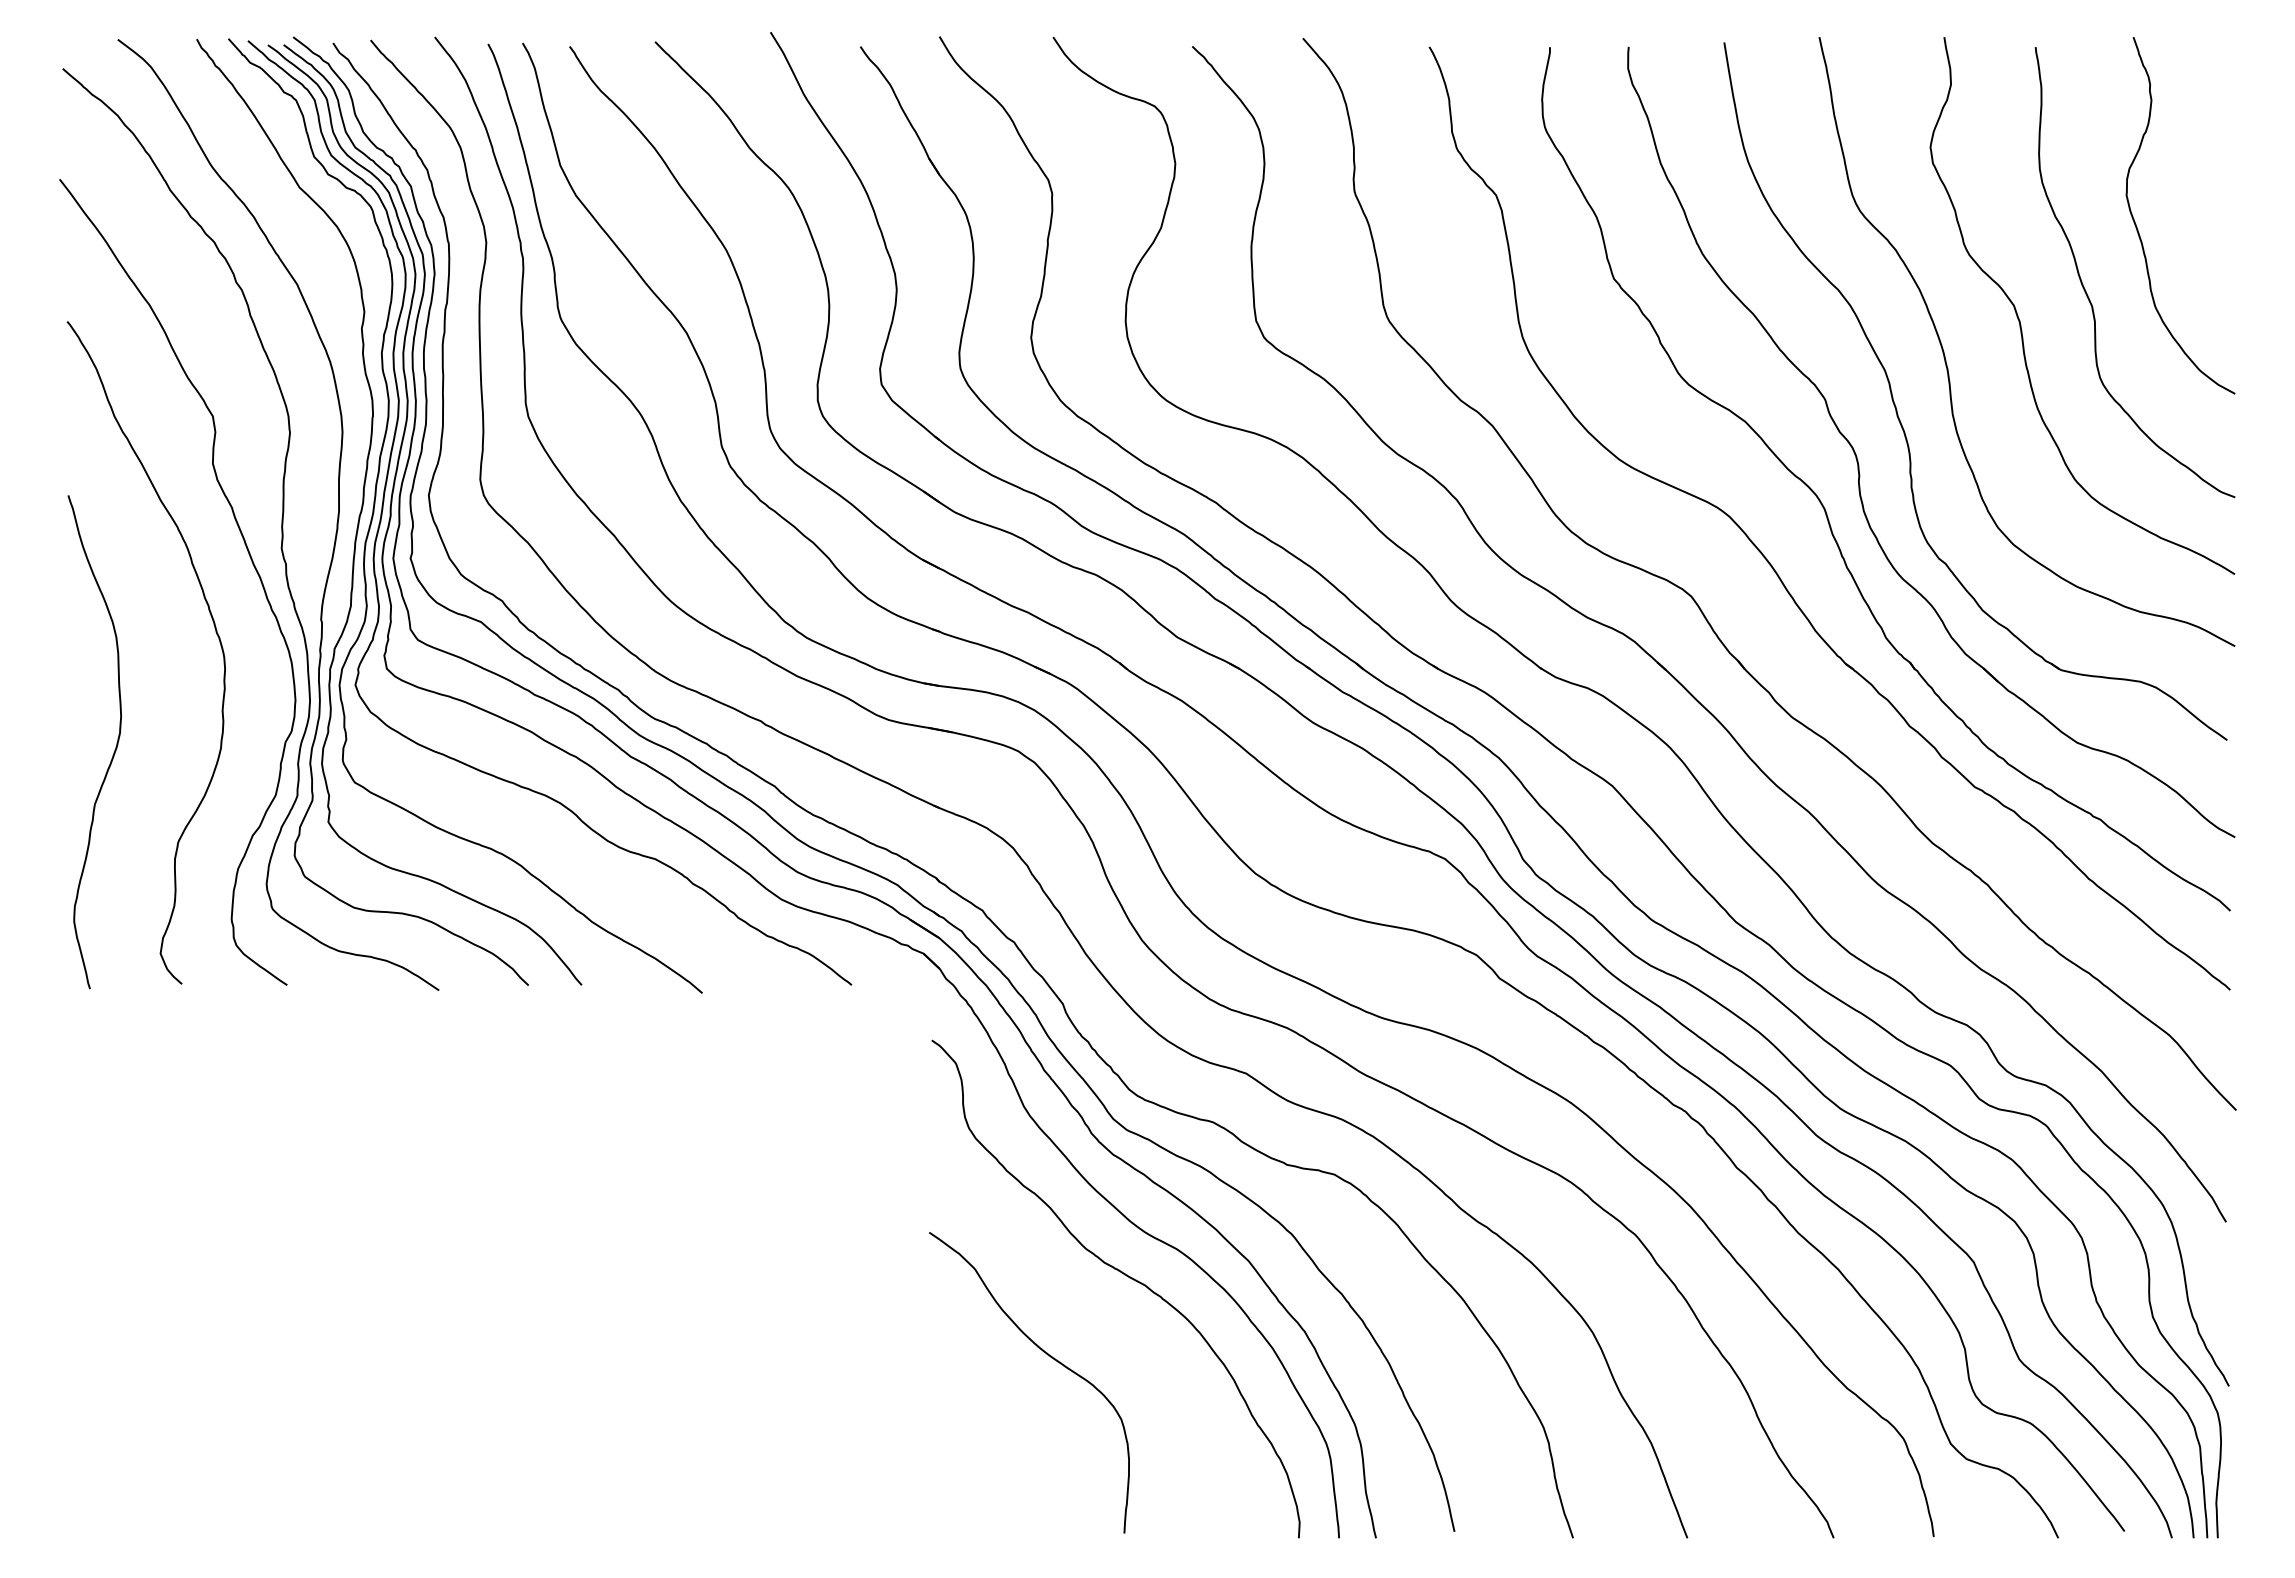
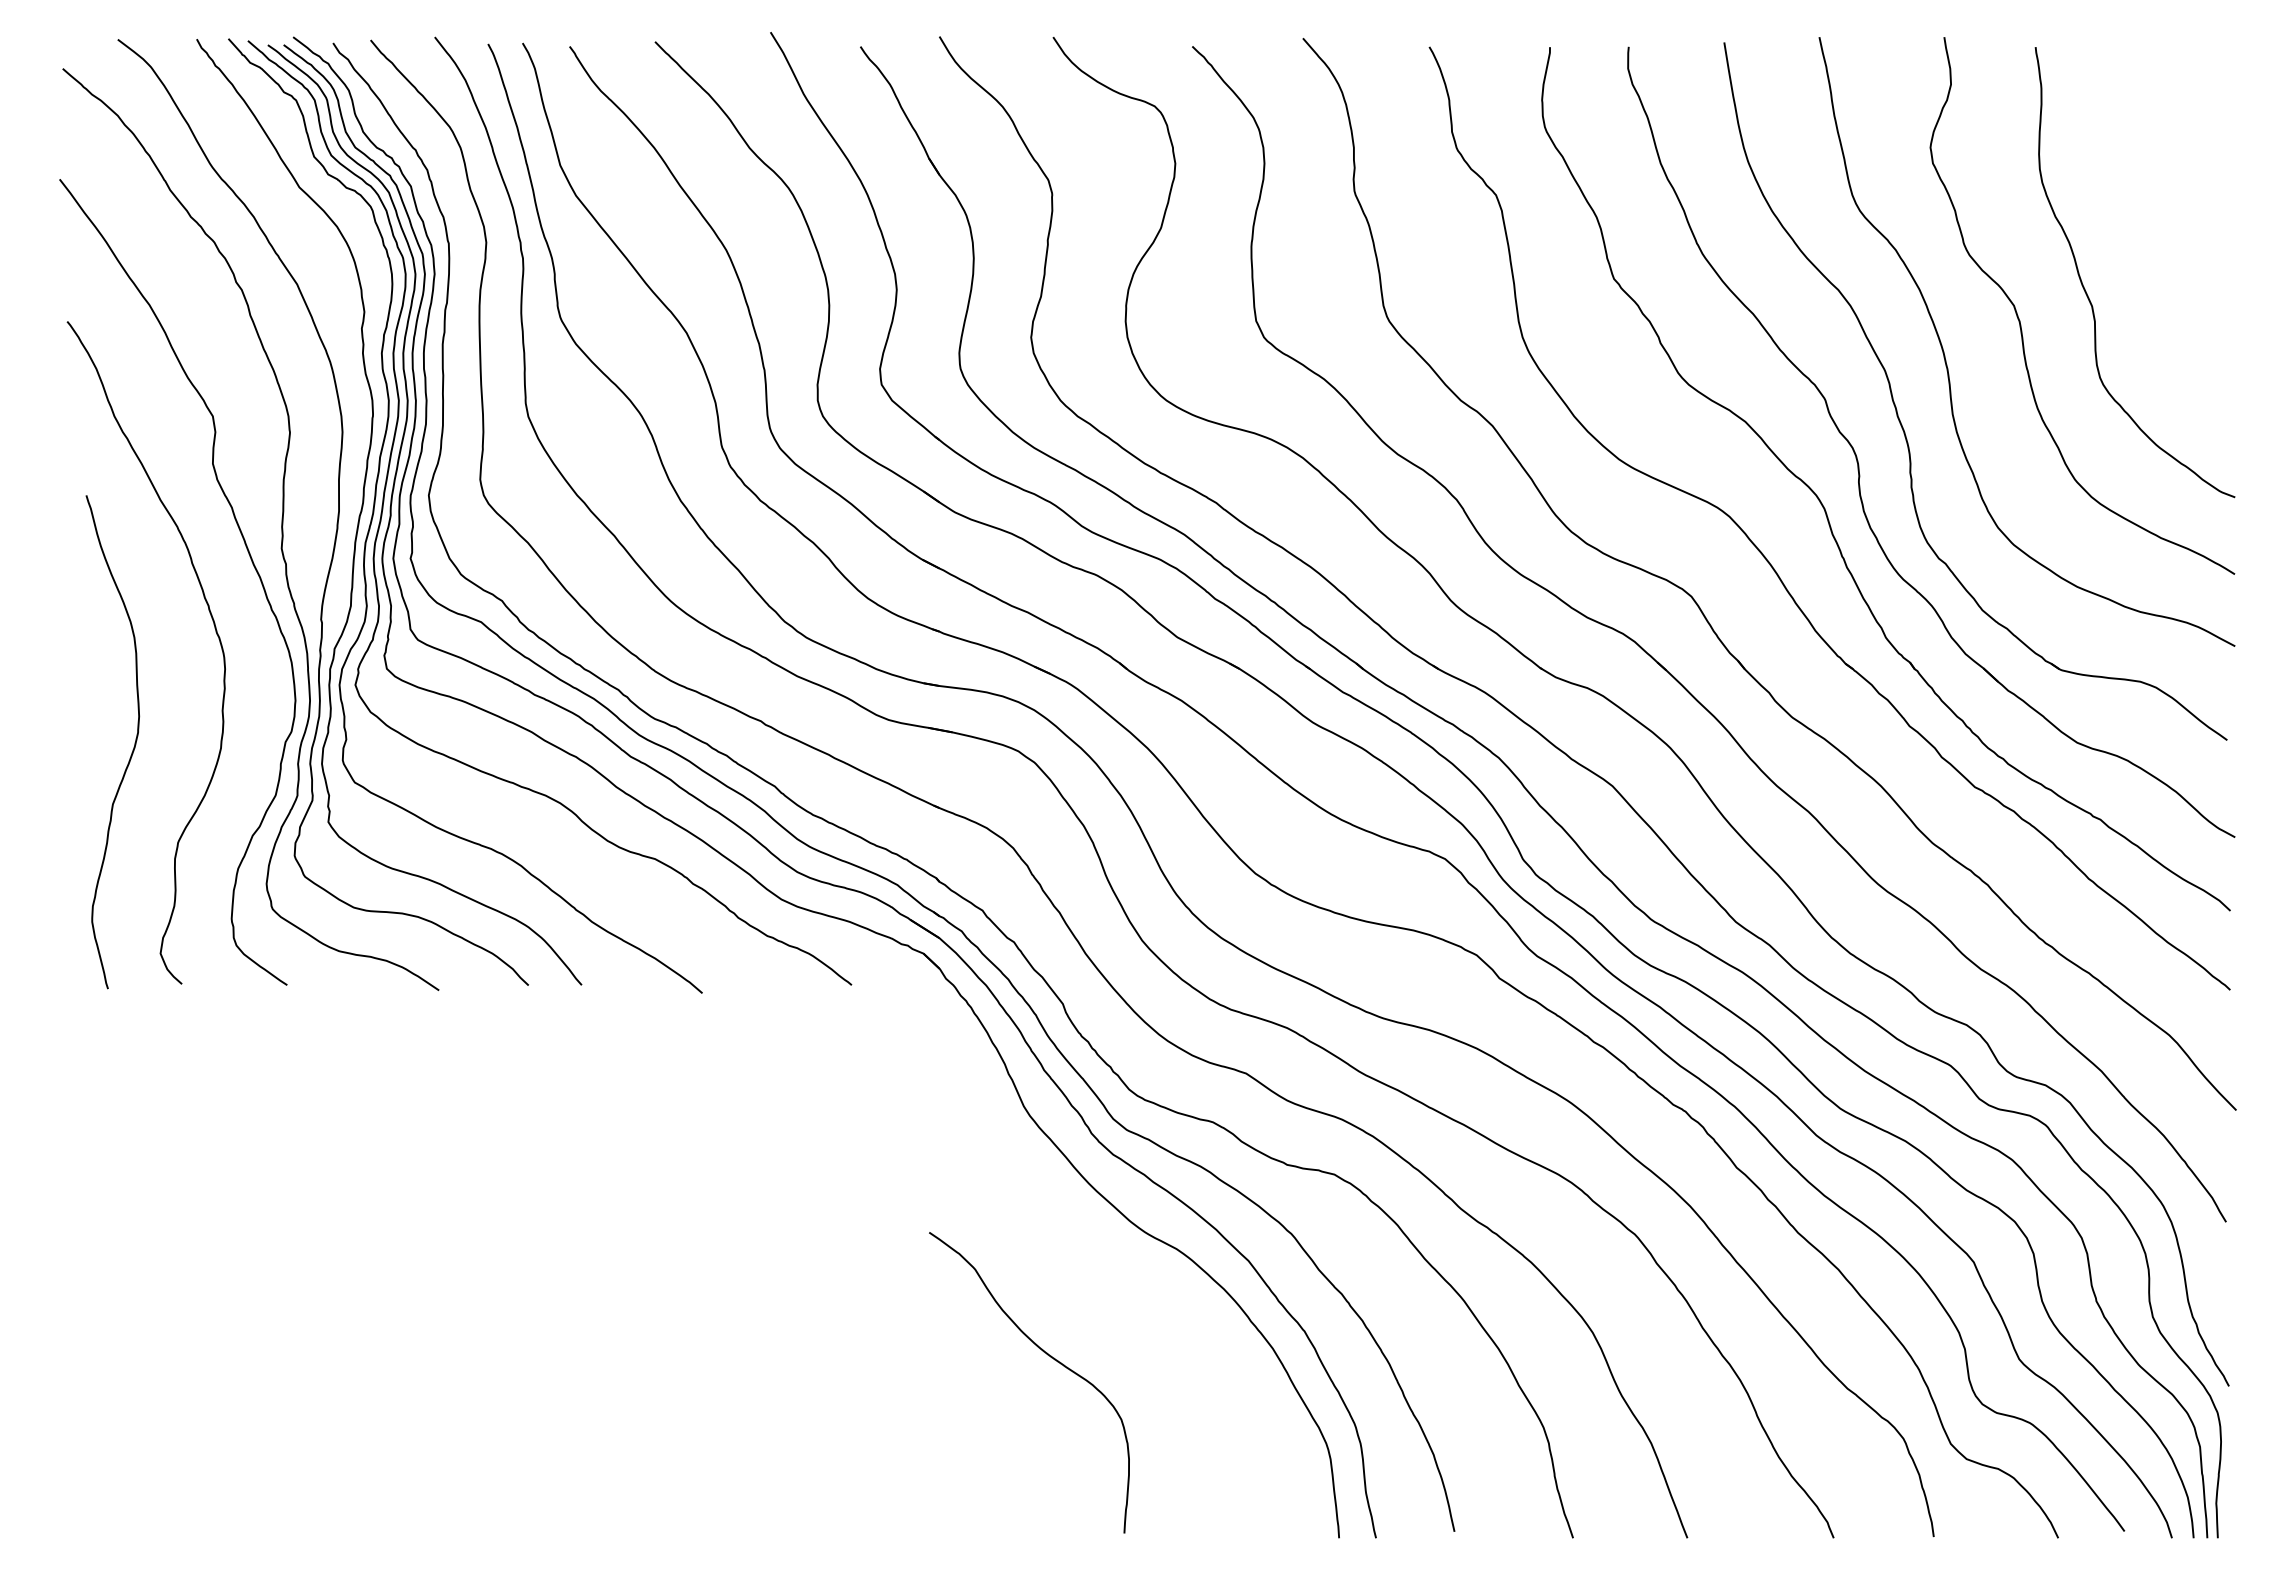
curve: present -> none (2138, 229)
curve position: (114, 749) -> (132, 749) (132, 749)
curve: present -> none (1124, 1275)
